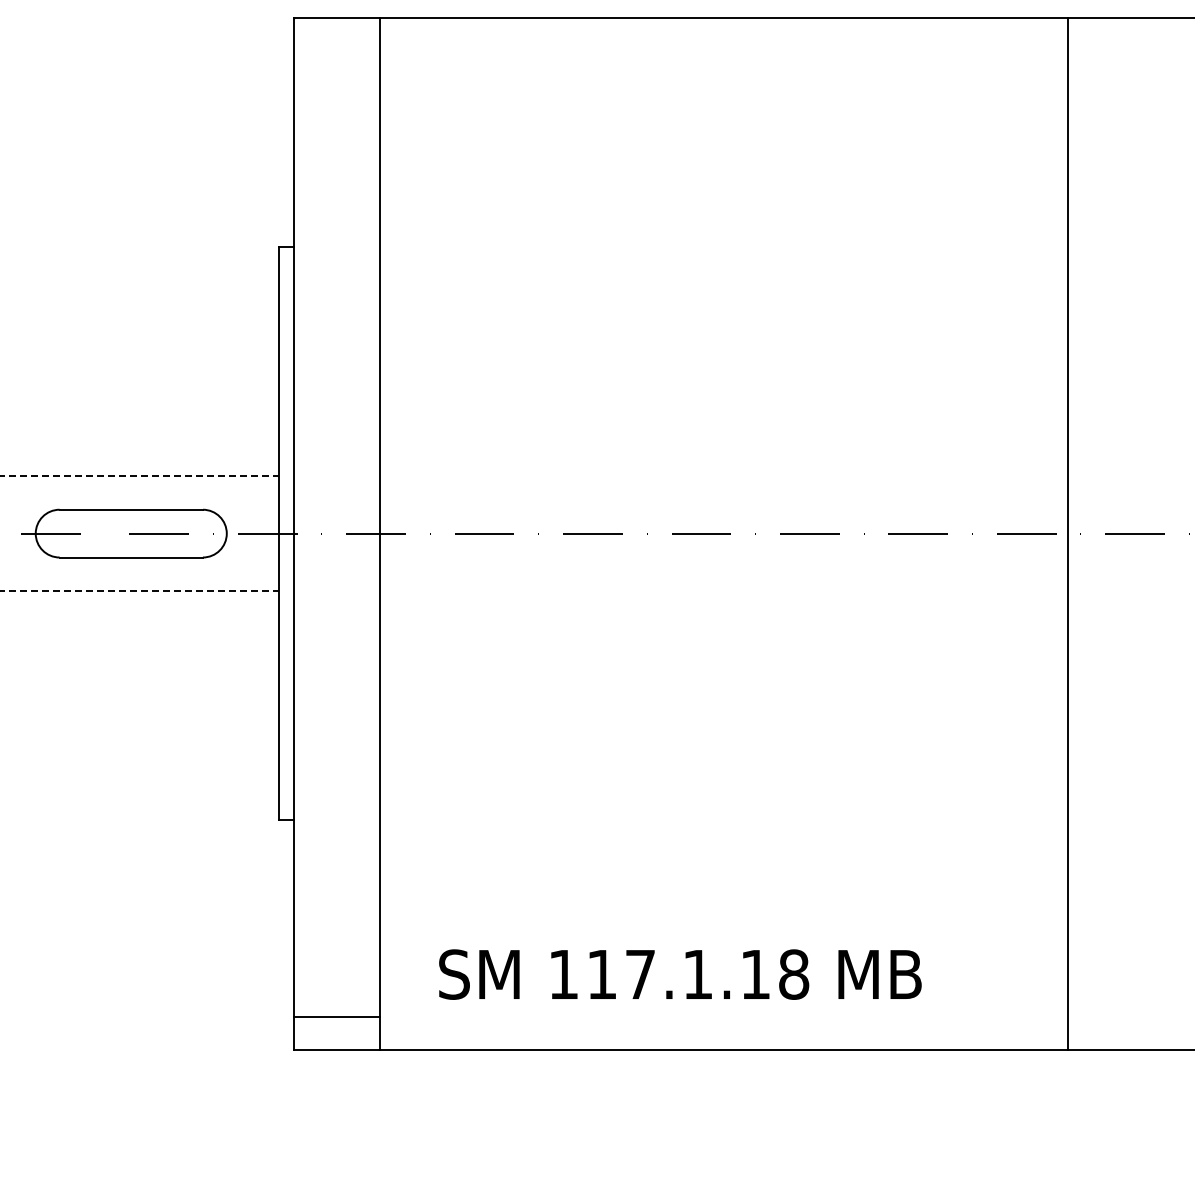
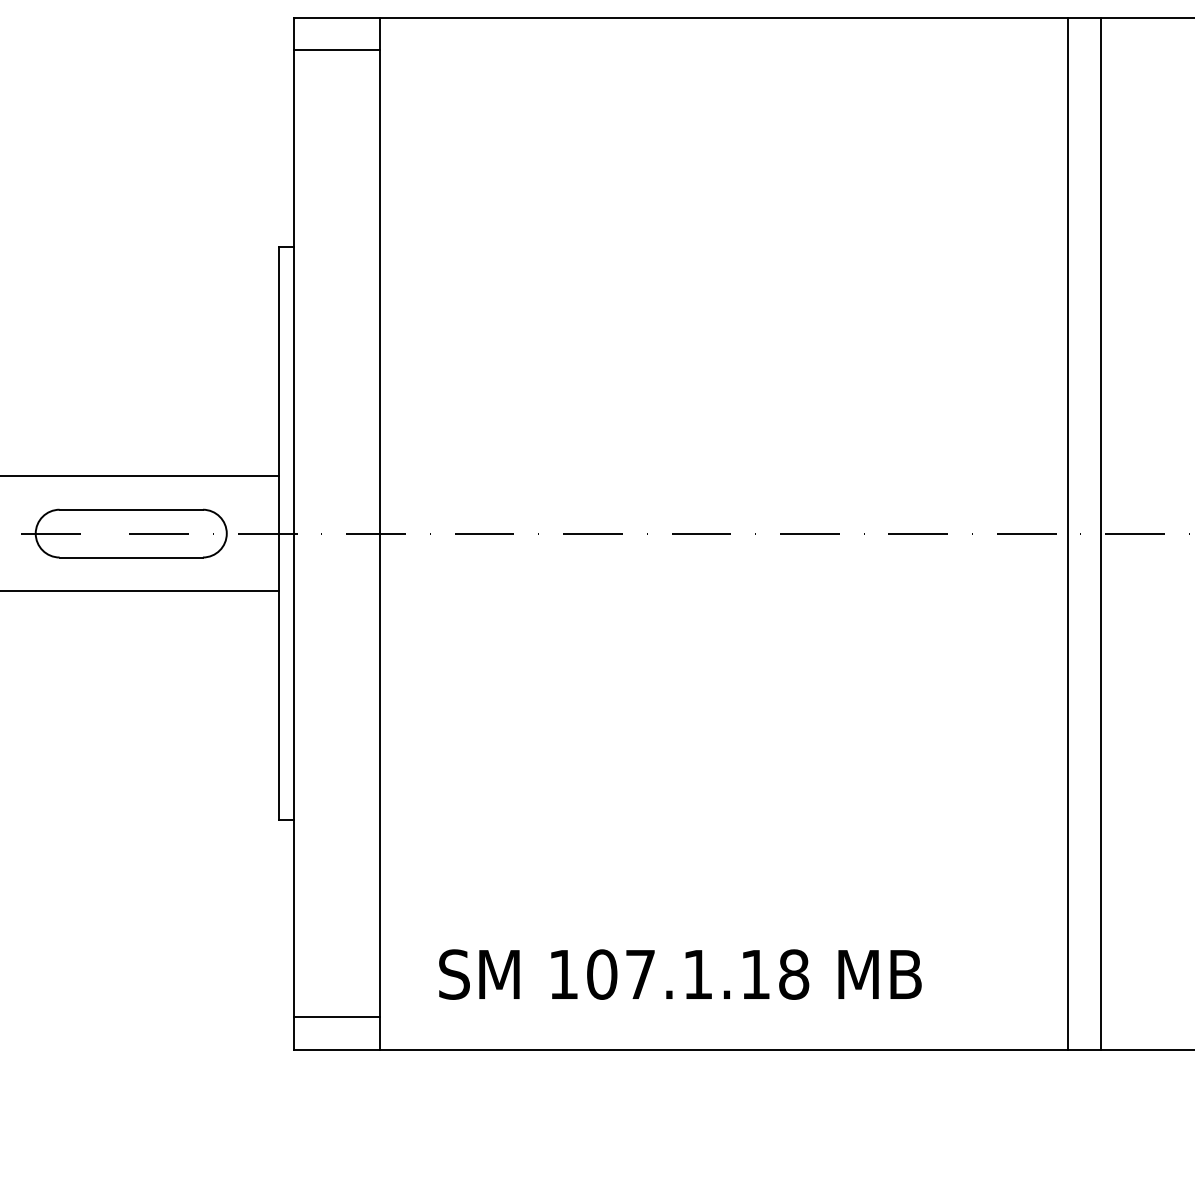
line: none -> present (336, 50)
line: dashed -> solid (140, 476)
line: none -> present (1100, 533)
line: dashed -> solid (140, 590)
text: 117.1.18 -> 107.1.18 (602, 974)
